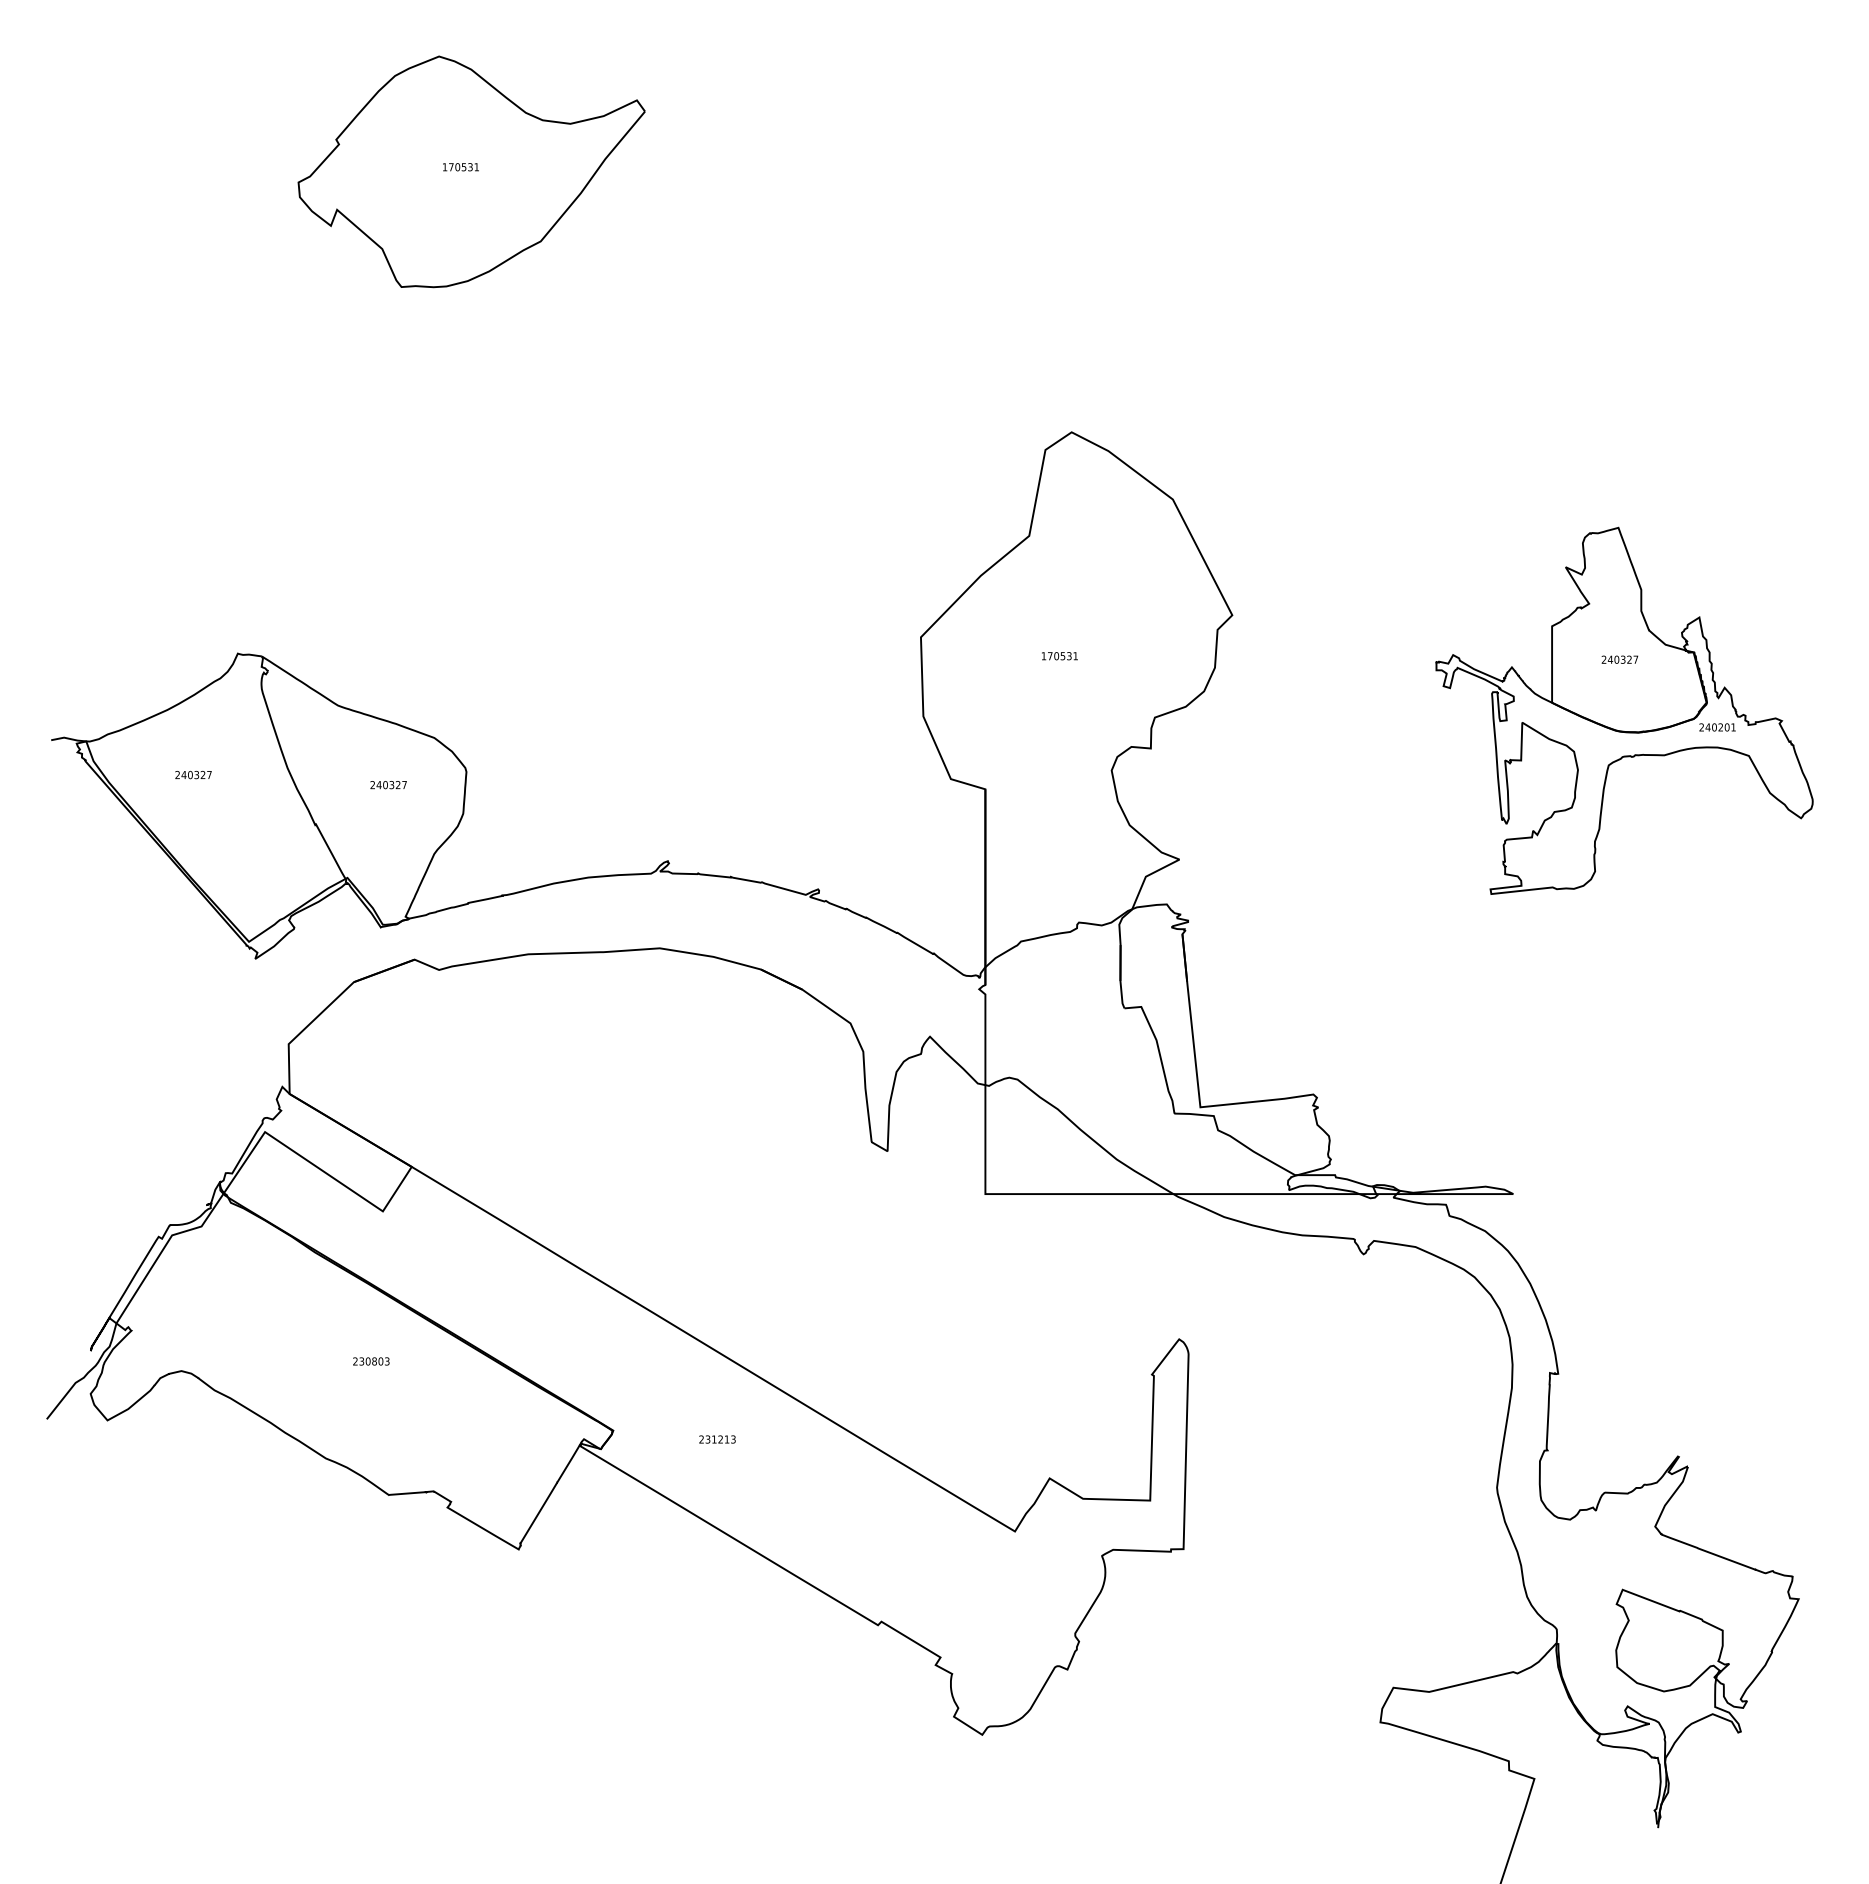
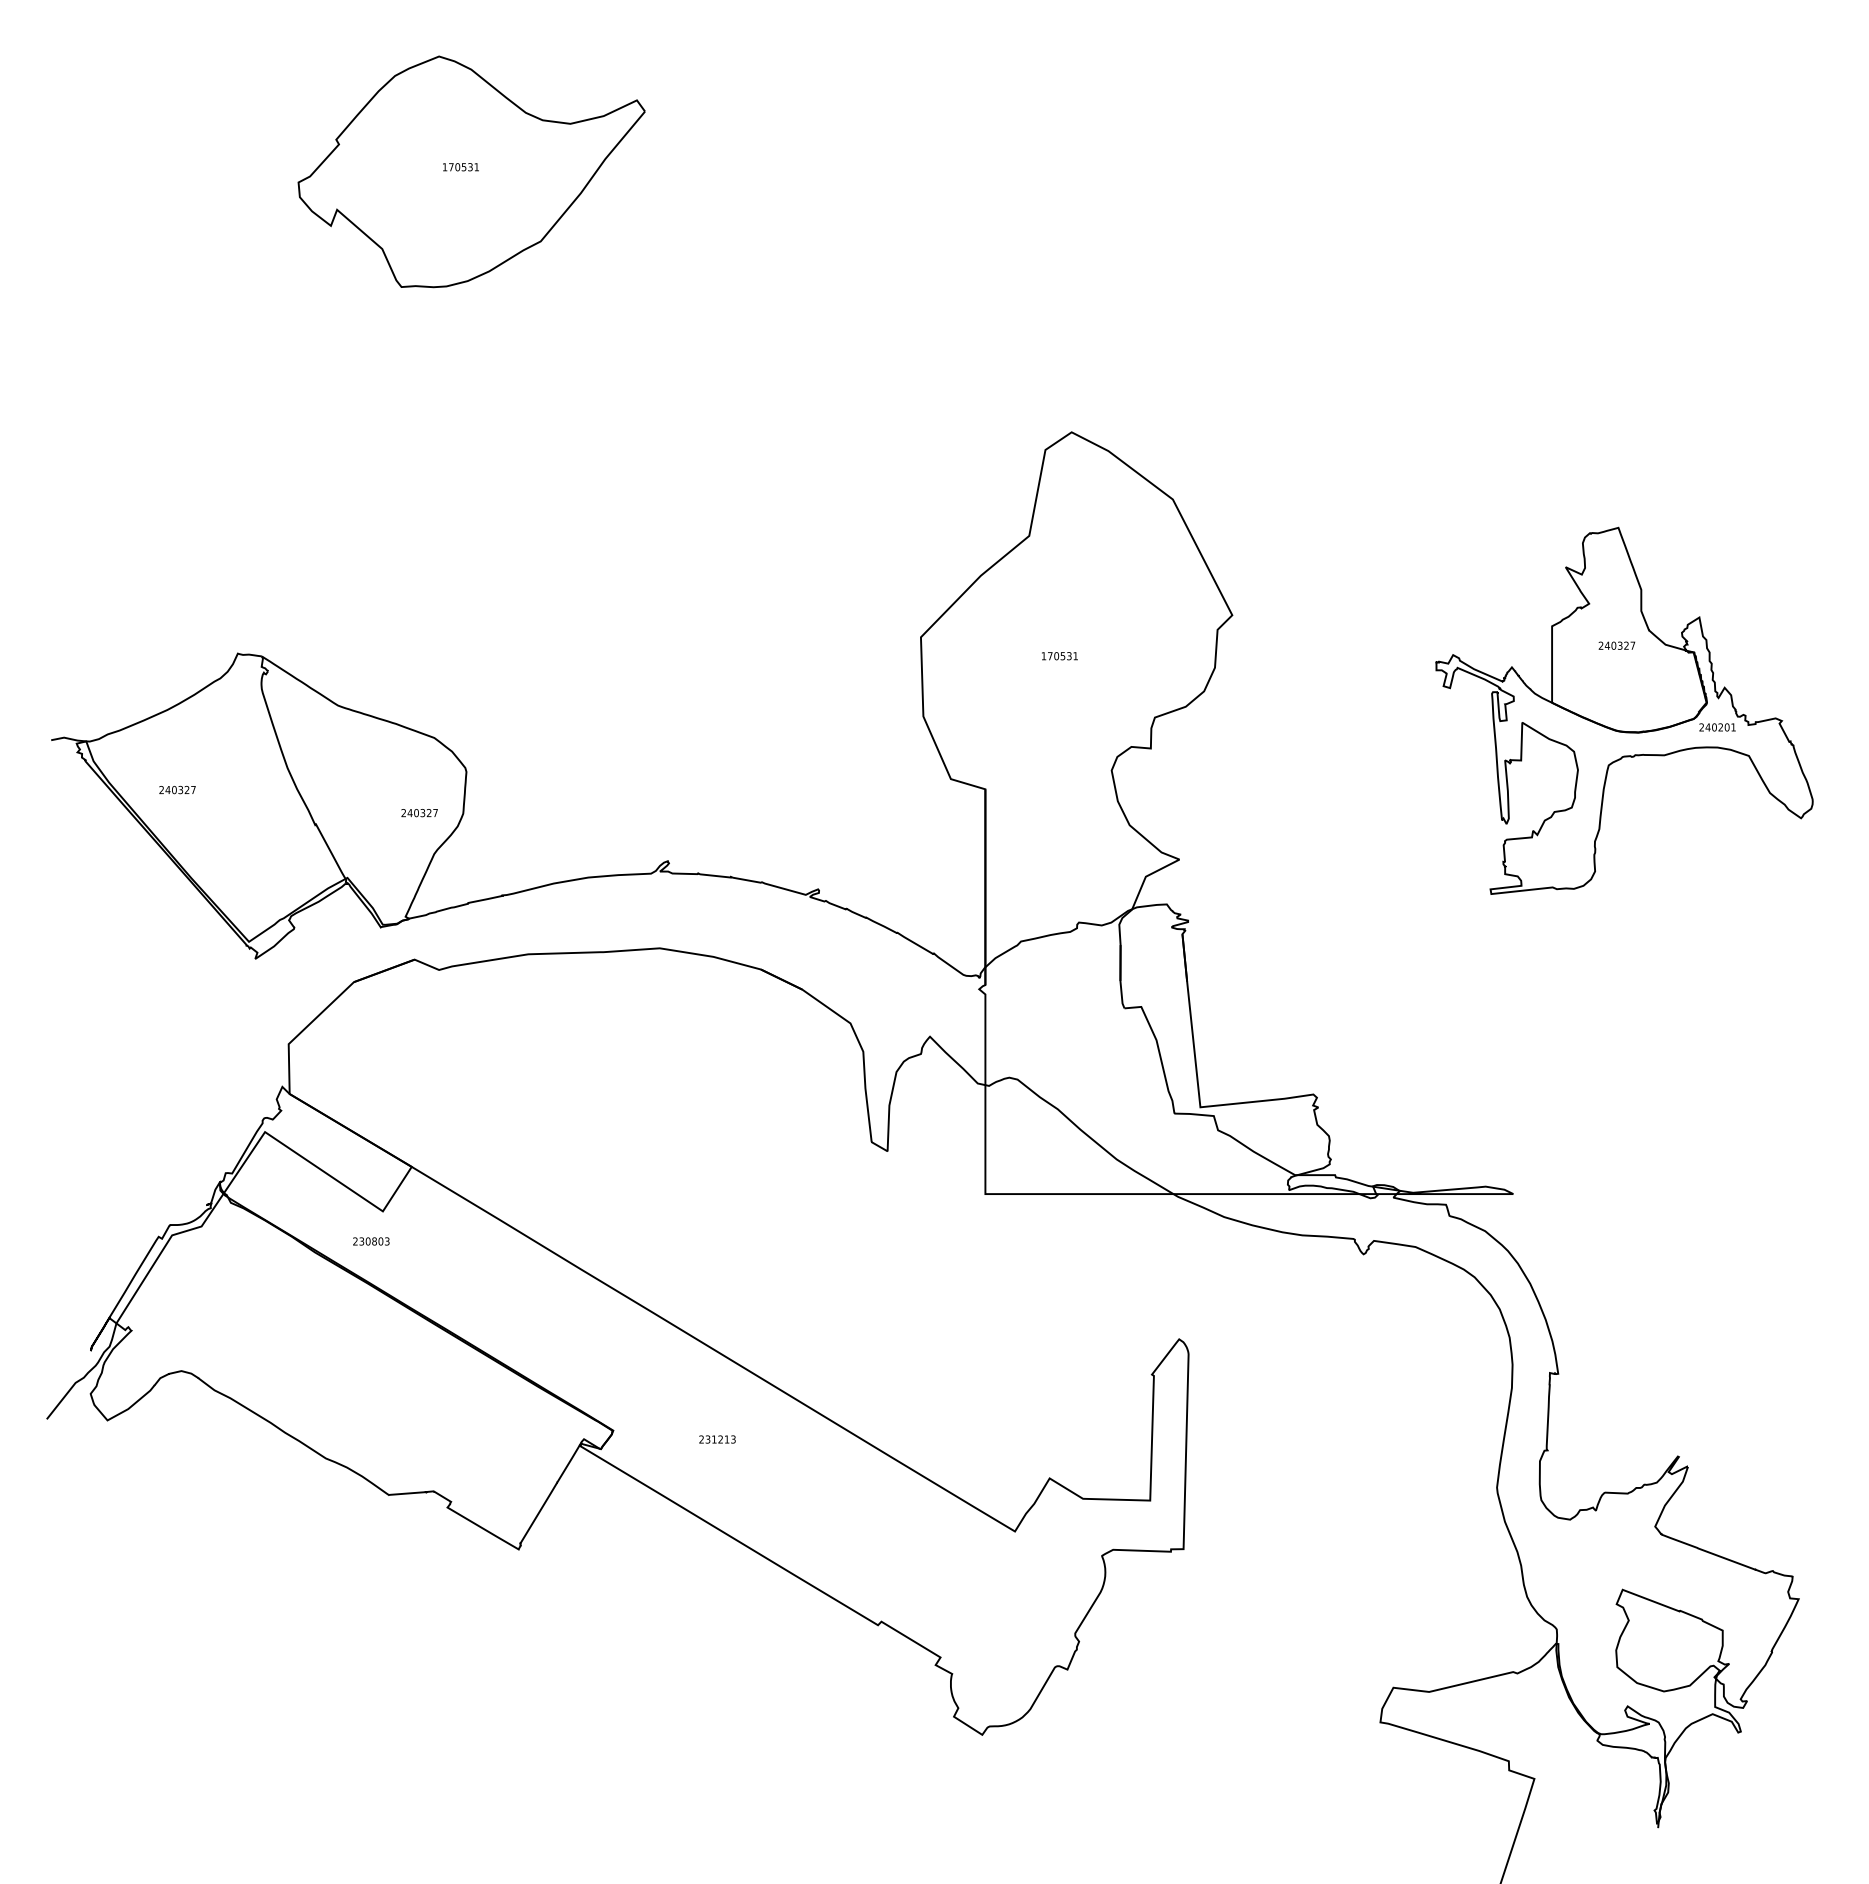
text position: (1619, 659) -> (1616, 645) (1616, 645)
text position: (193, 774) -> (177, 789) (177, 789)
text position: (388, 785) -> (419, 813) (419, 813)
text position: (371, 1361) -> (371, 1241) (371, 1241)
